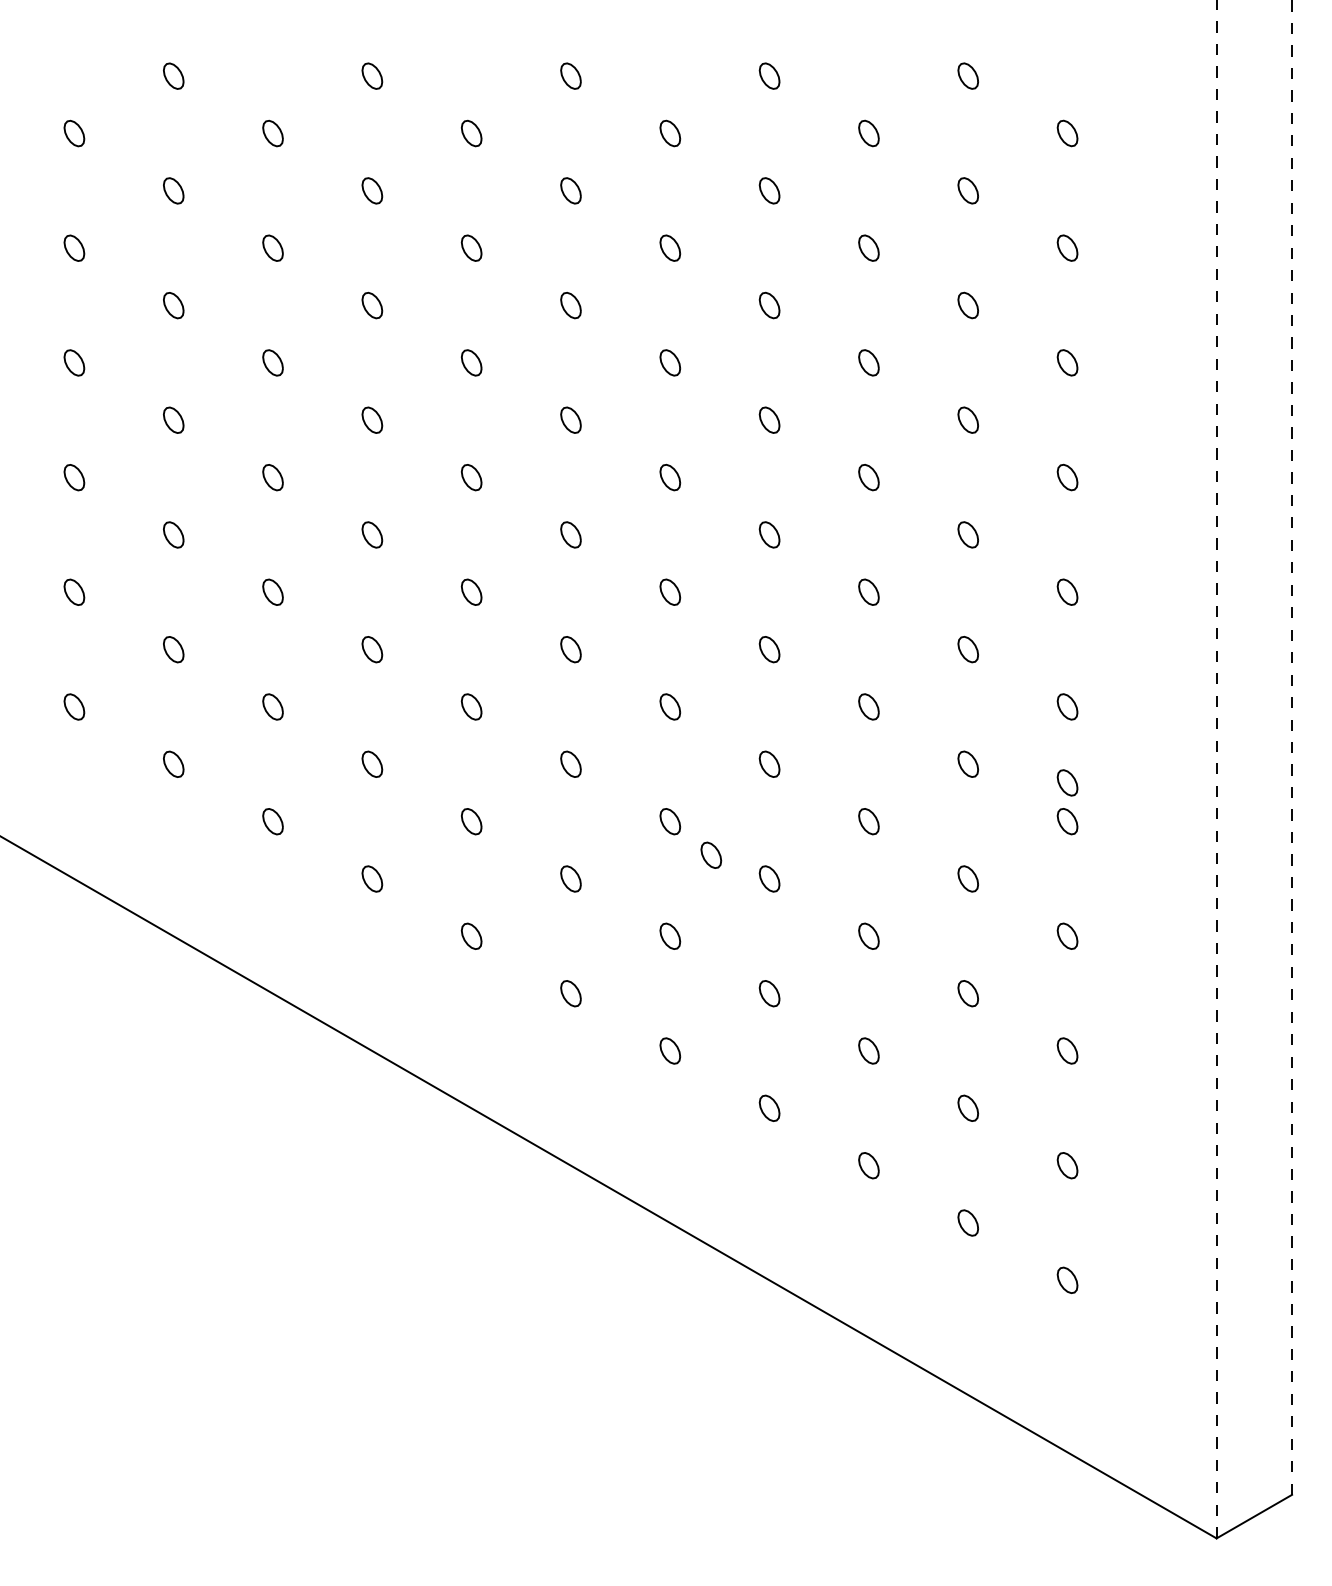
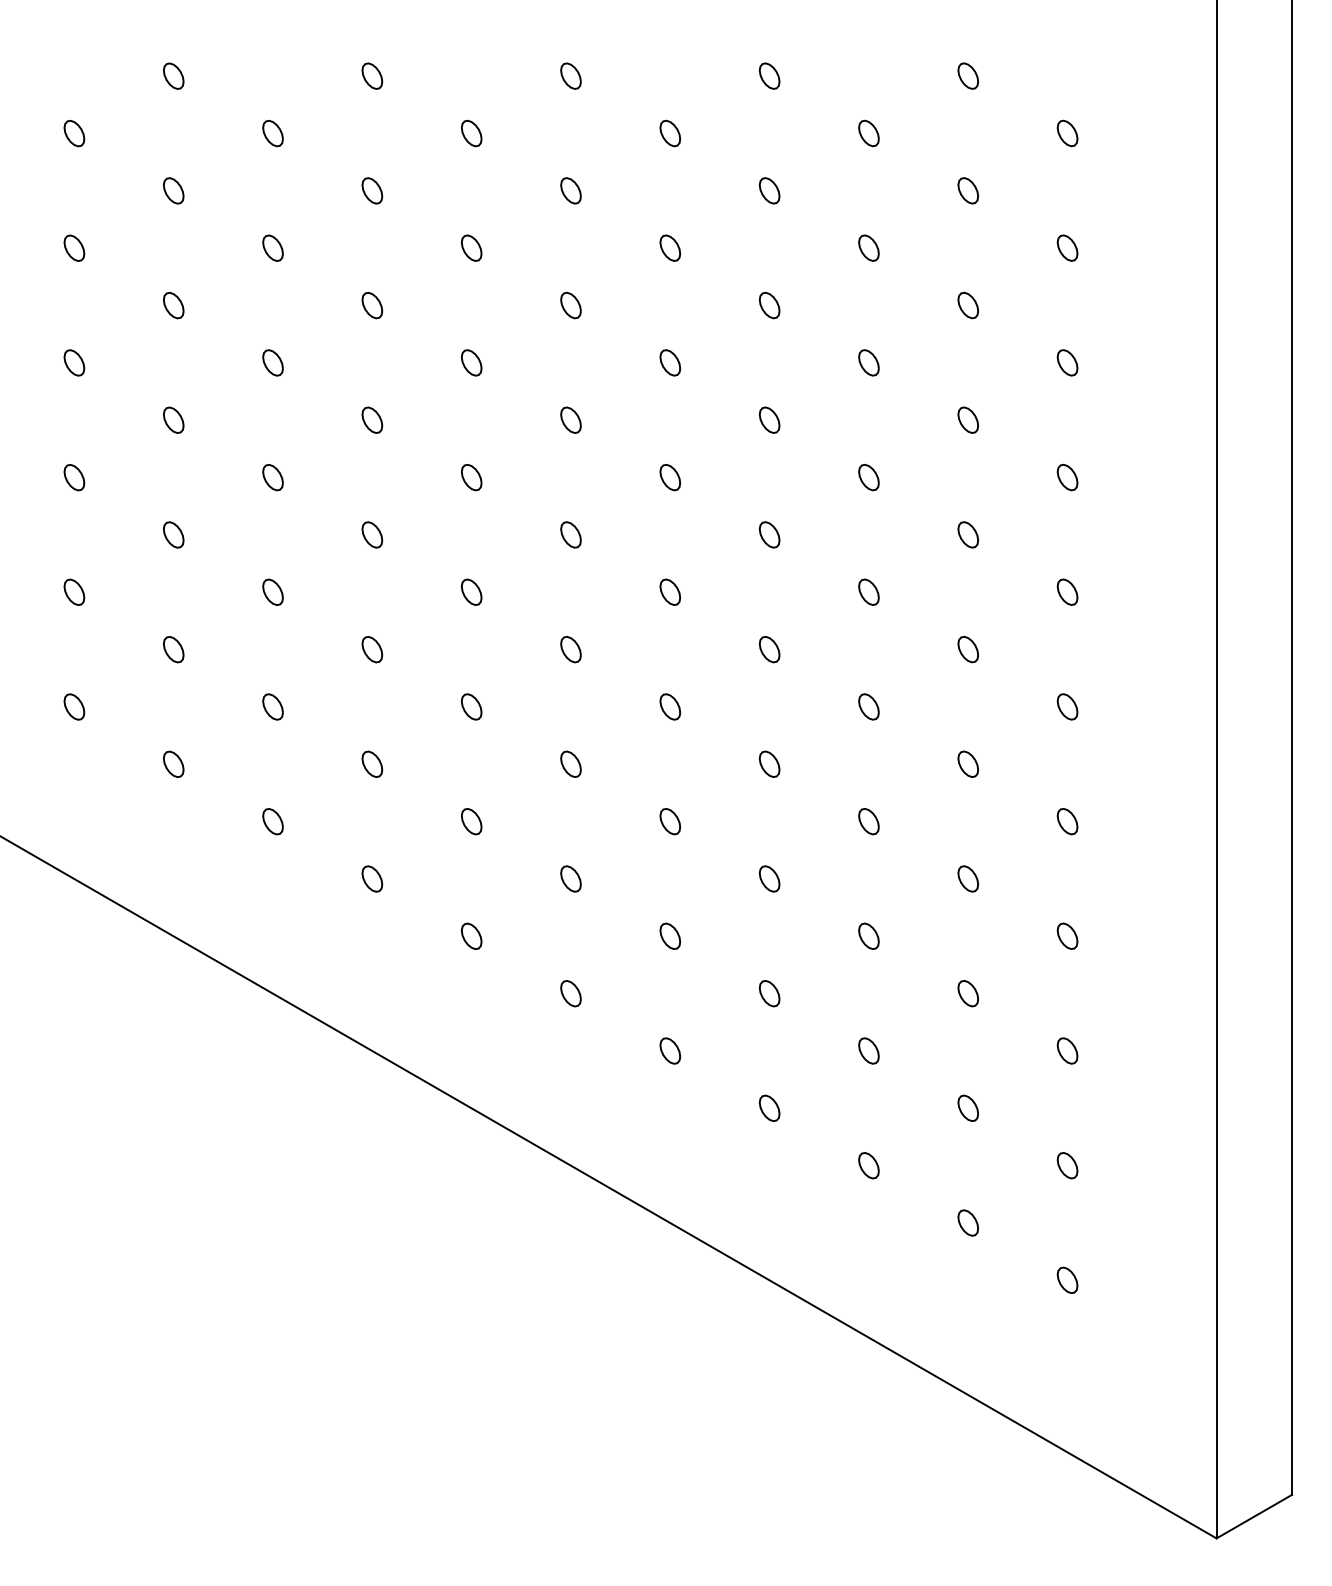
line: dashed -> solid (1292, 746)
line: dashed -> solid (1216, 769)
part: present -> none (1067, 782)
part: present -> none (711, 854)
